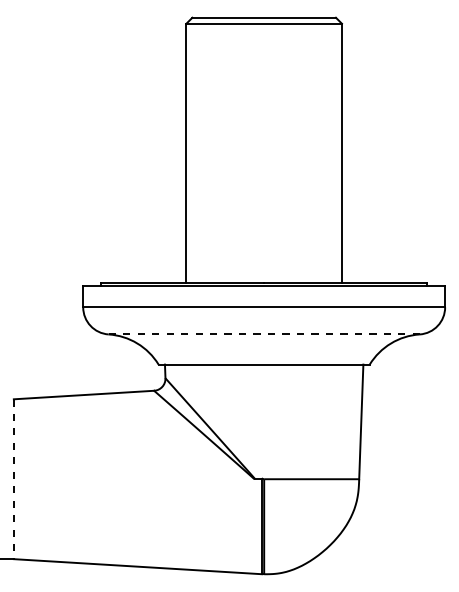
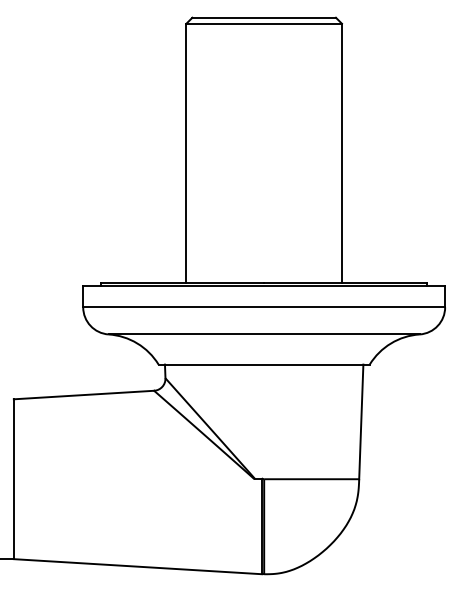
line: dashed -> solid (264, 334)
line: dashed -> solid (13, 479)
